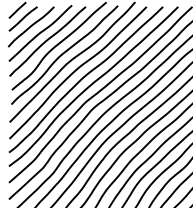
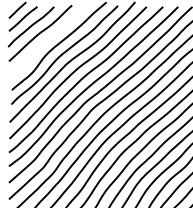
curve: present -> none (47, 41)
